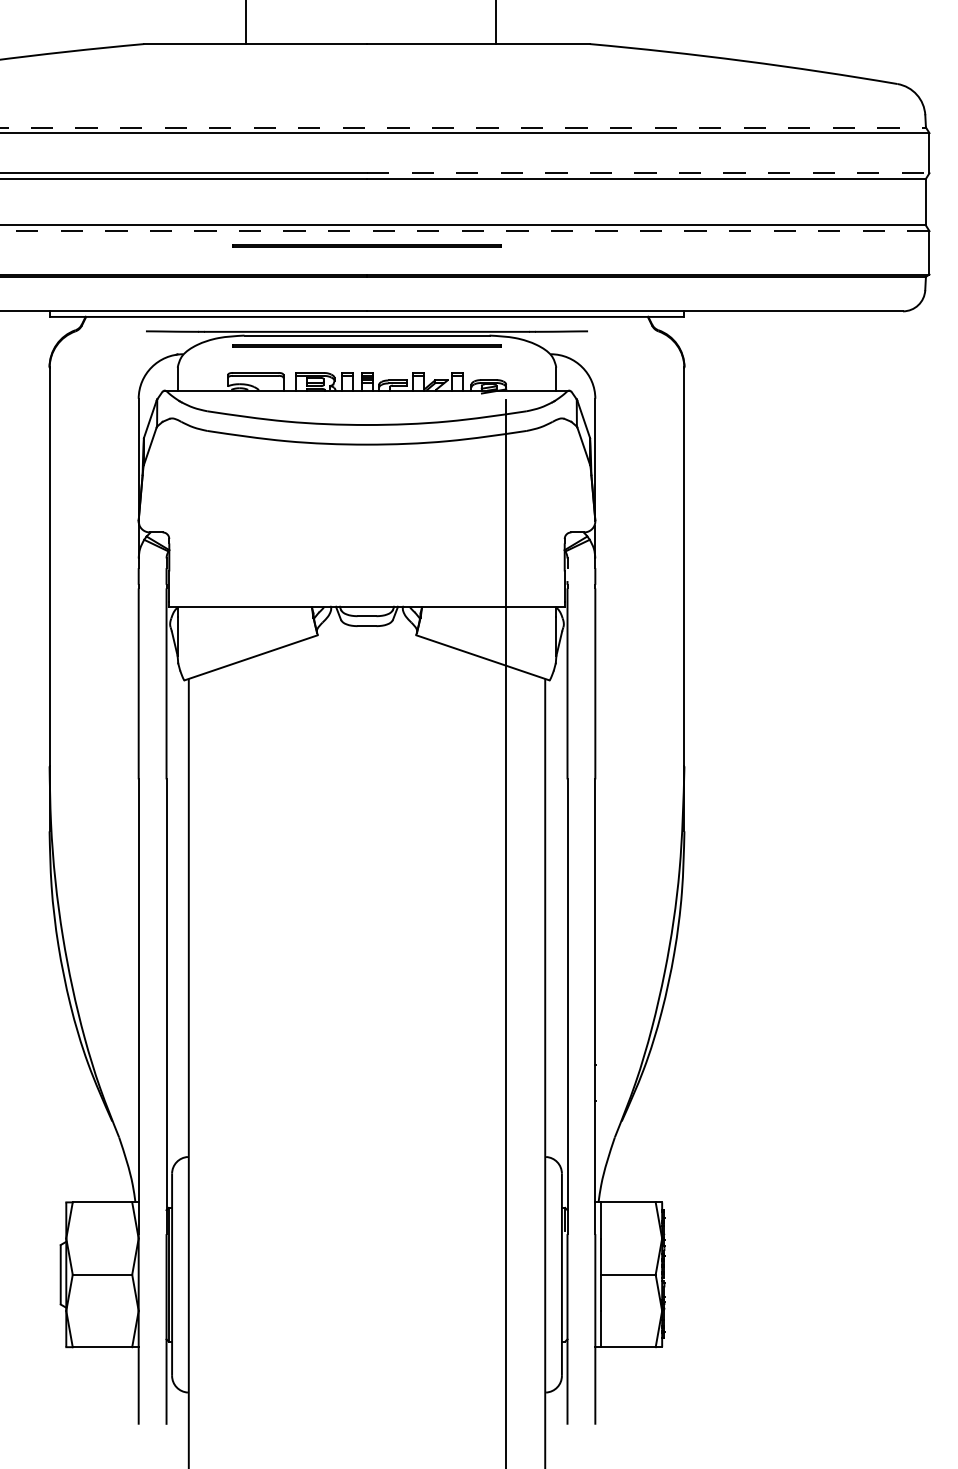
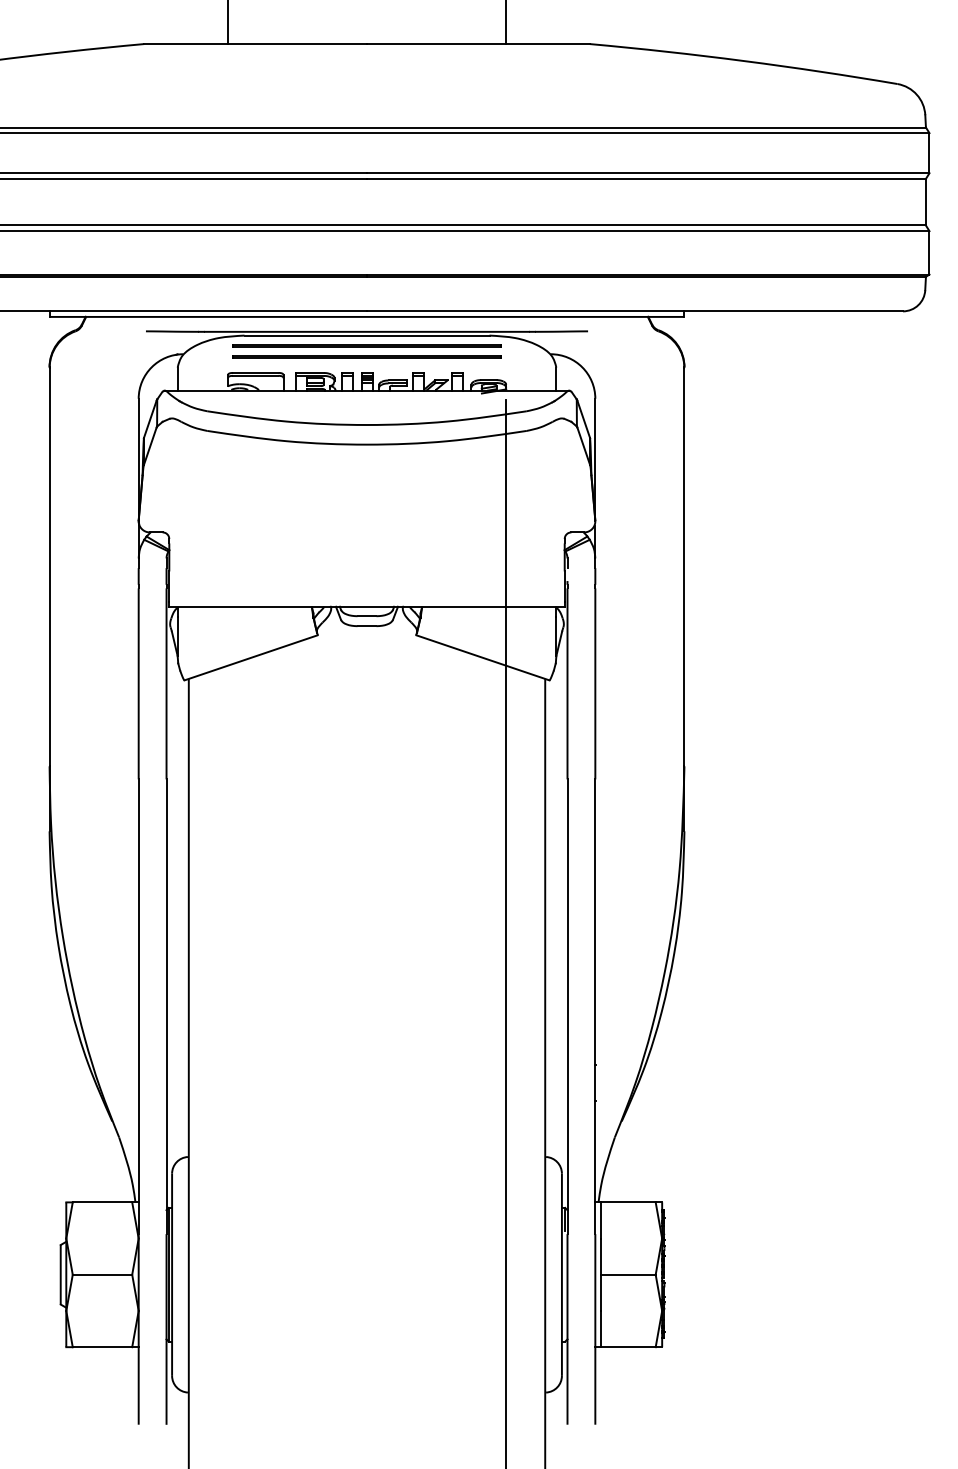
line position: (245, 23) -> (227, 23) (227, 23)
line position: (496, 23) -> (506, 23) (506, 23)
line: dashed -> solid (463, 127)
line: dashed -> solid (648, 173)
line: dashed -> solid (464, 231)
line position: (366, 245) -> (366, 356) (366, 356)
